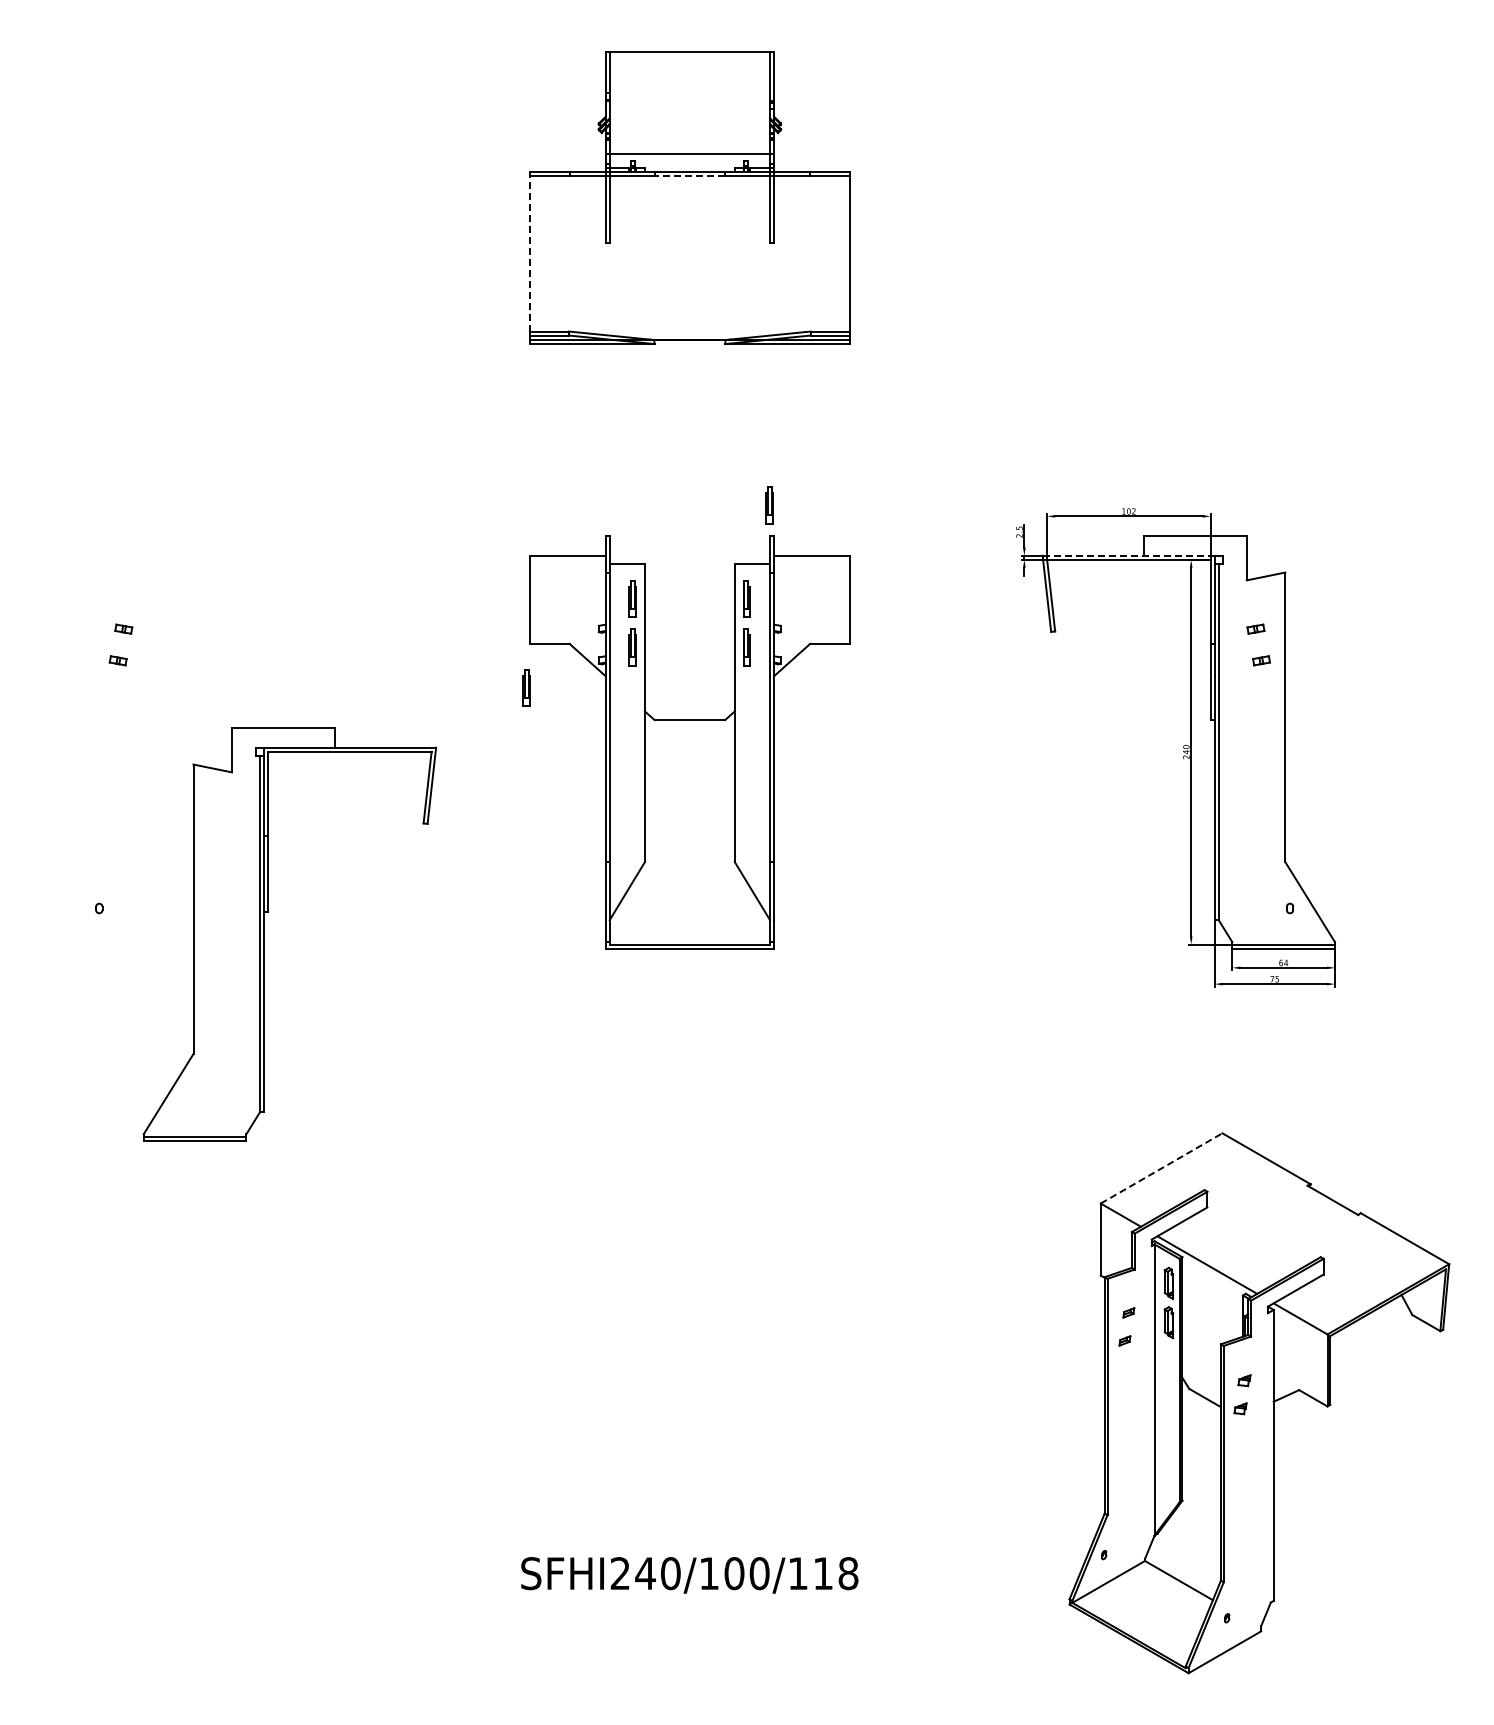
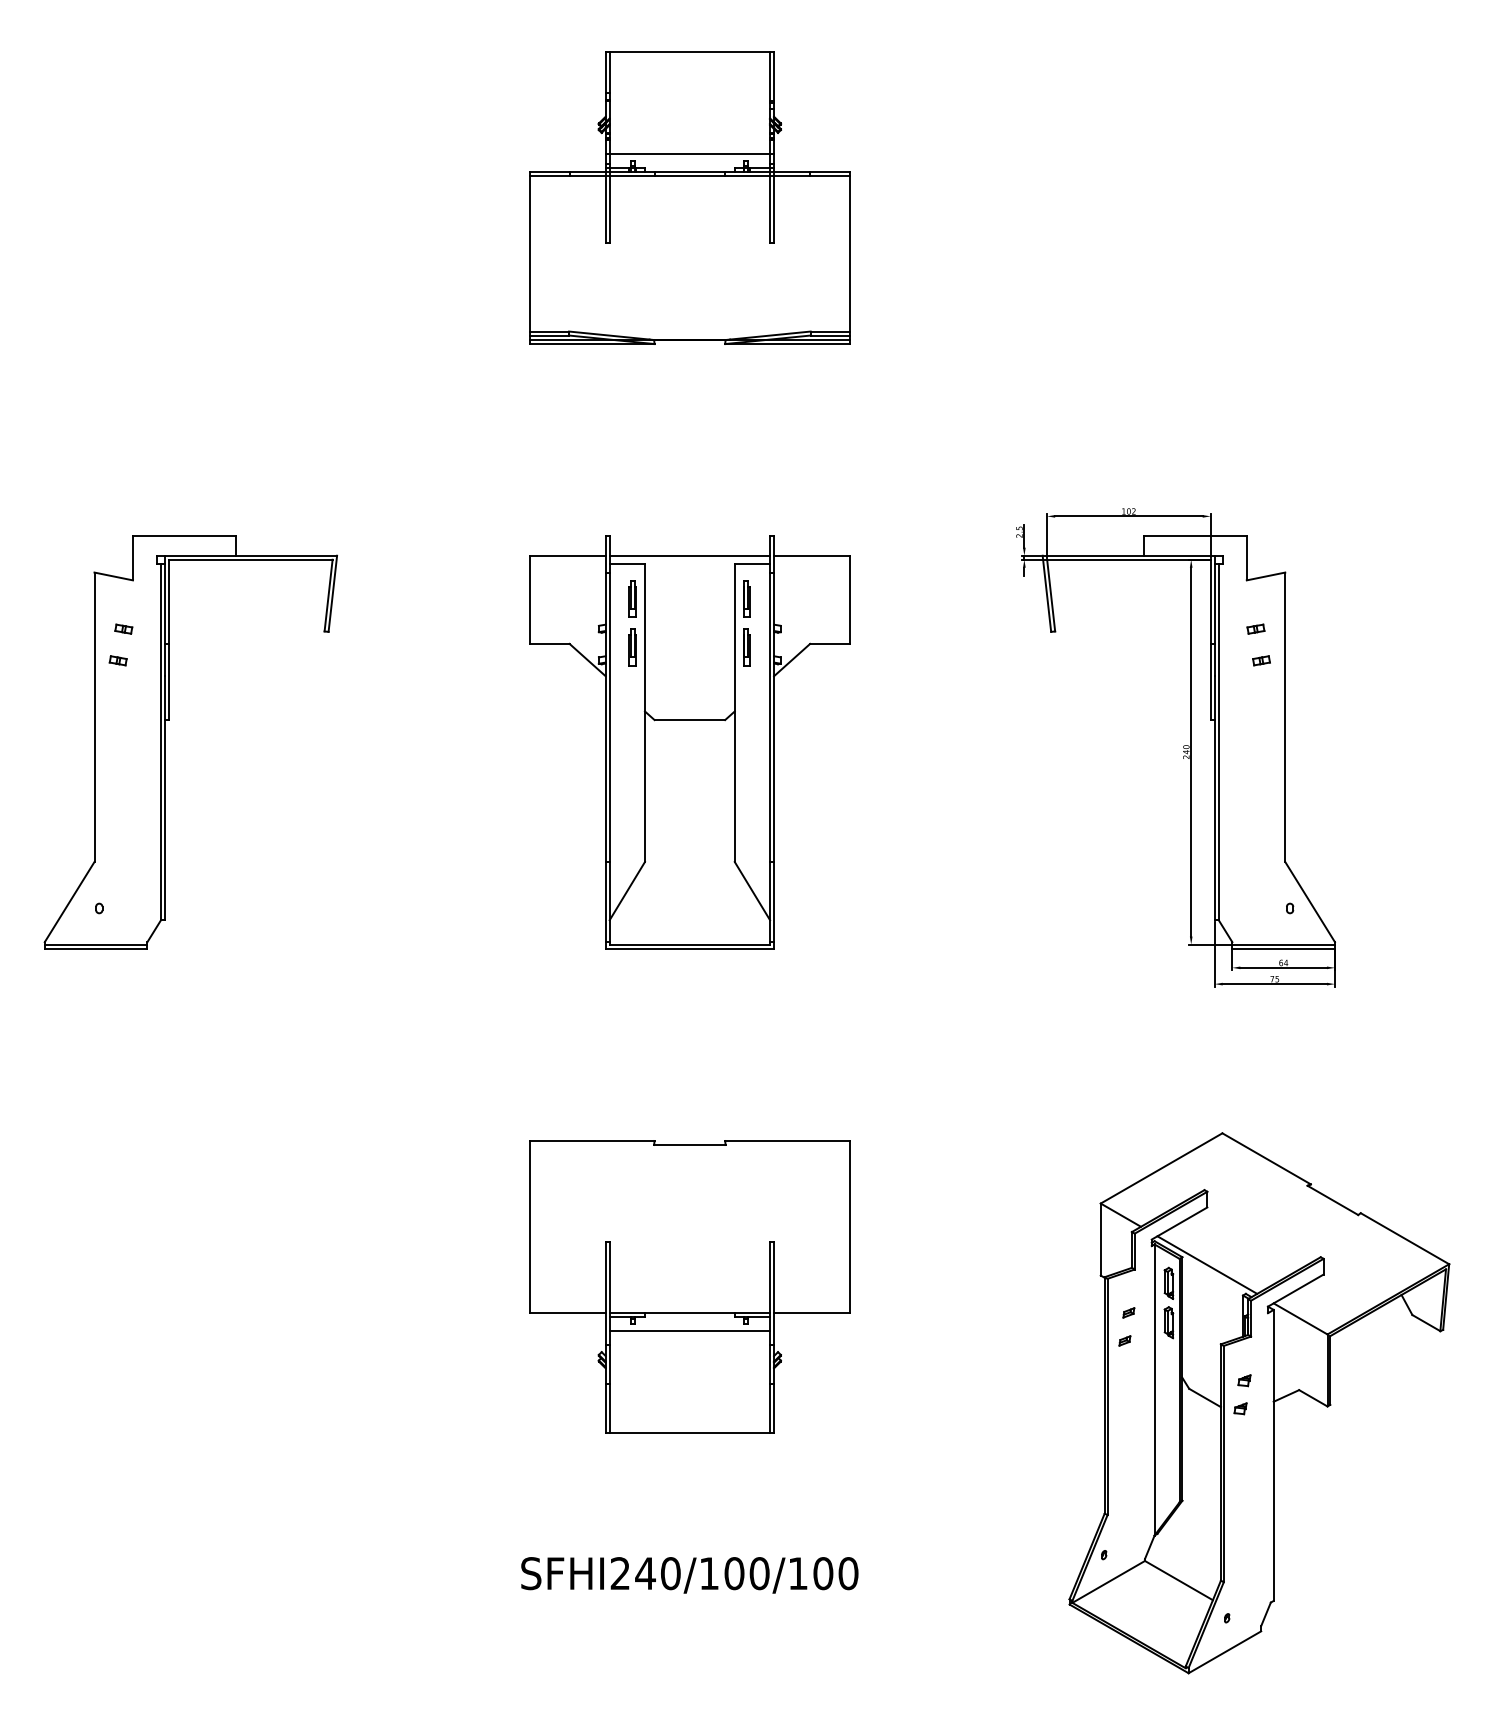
line: dashed -> solid (689, 176)
line: dashed -> solid (529, 253)
part: present -> none (769, 505)
line: none -> present (689, 555)
line: dashed -> solid (1128, 555)
part: present -> none (526, 687)
part position: (264, 934) -> (165, 742) (165, 742)
line: dashed -> solid (1162, 1168)
part: none -> present (689, 1286)
text: SFHI240/100/118 -> SFHI240/100/100 (835, 1573)
